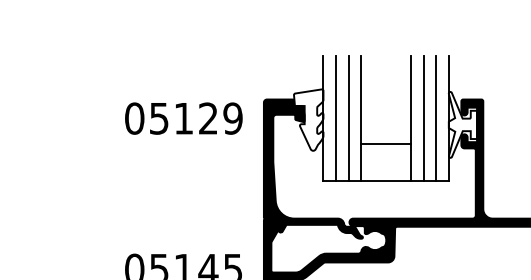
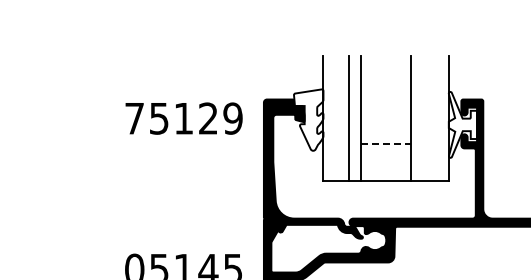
text: 05129 -> 75129 (134, 118)
line: present -> none (336, 118)
line: present -> none (423, 118)
line: present -> none (436, 118)
line: solid -> dashed (386, 143)
